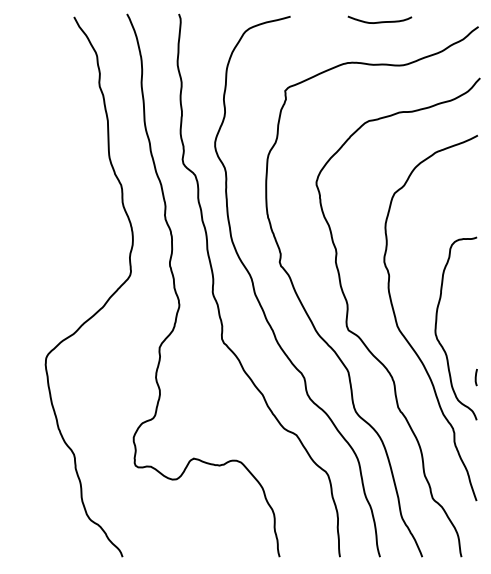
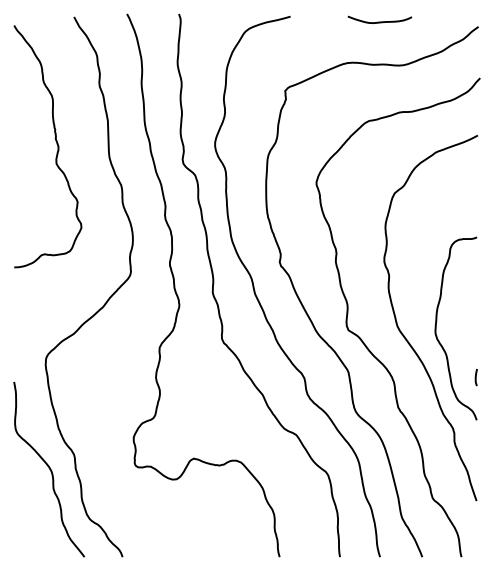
curve: none -> present (56, 144)
curve: none -> present (49, 469)
